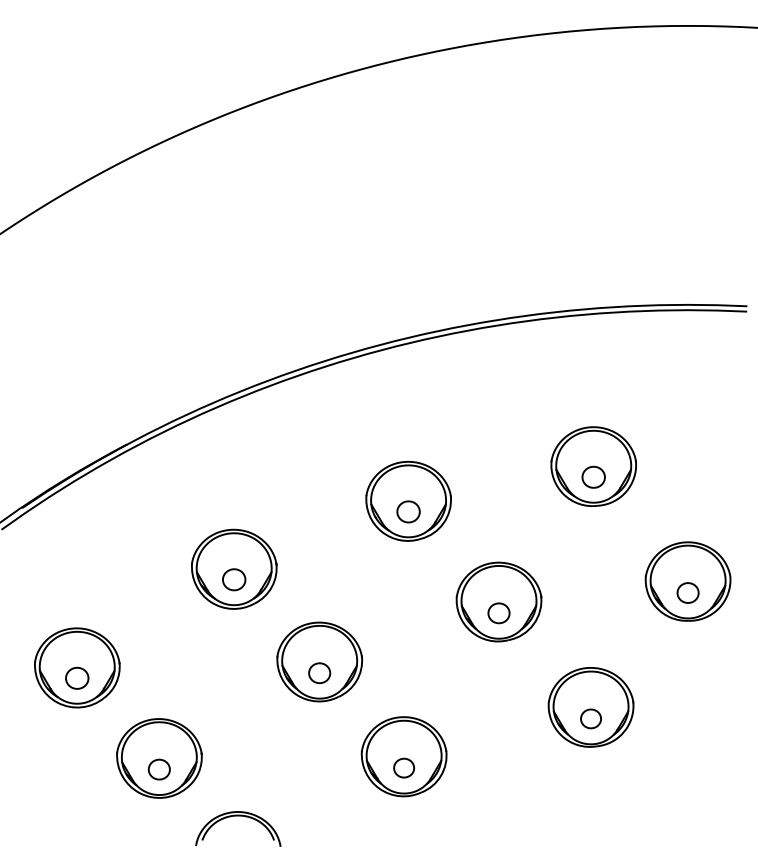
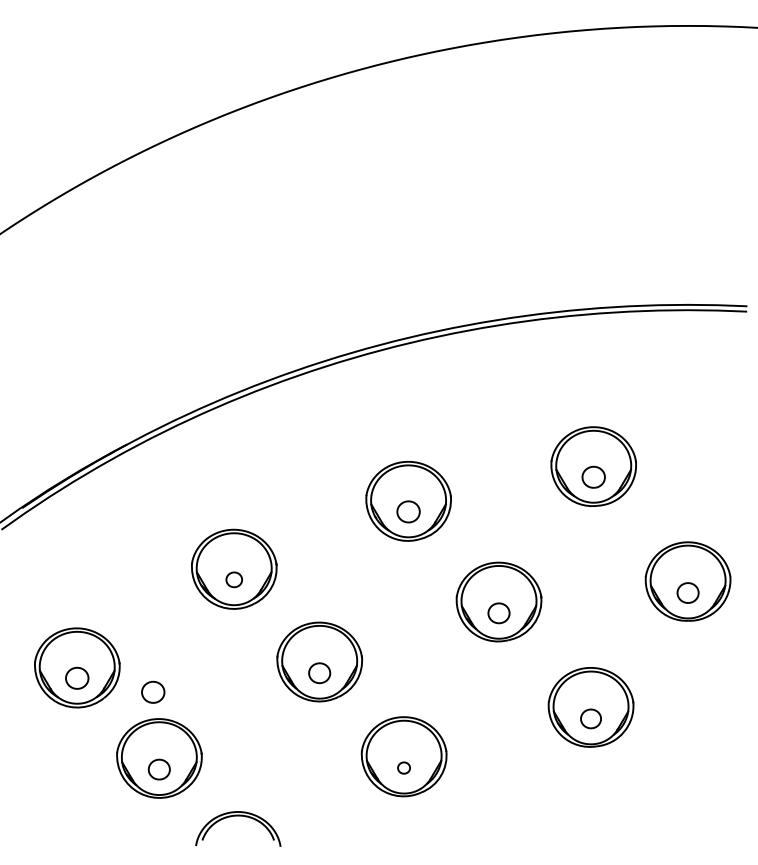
part size: 25x24 px -> 18x18 px (233, 579)
part: none -> present (153, 691)
part size: 22x22 px -> 14x14 px (403, 767)
